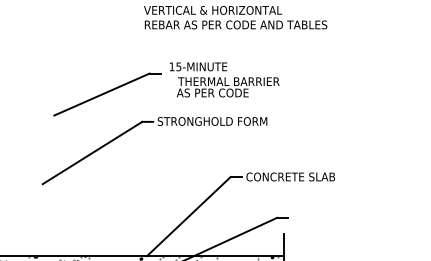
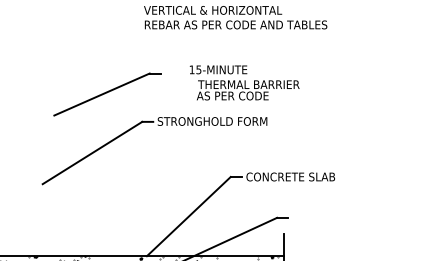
text position: (224, 79) -> (244, 82) (244, 82)
